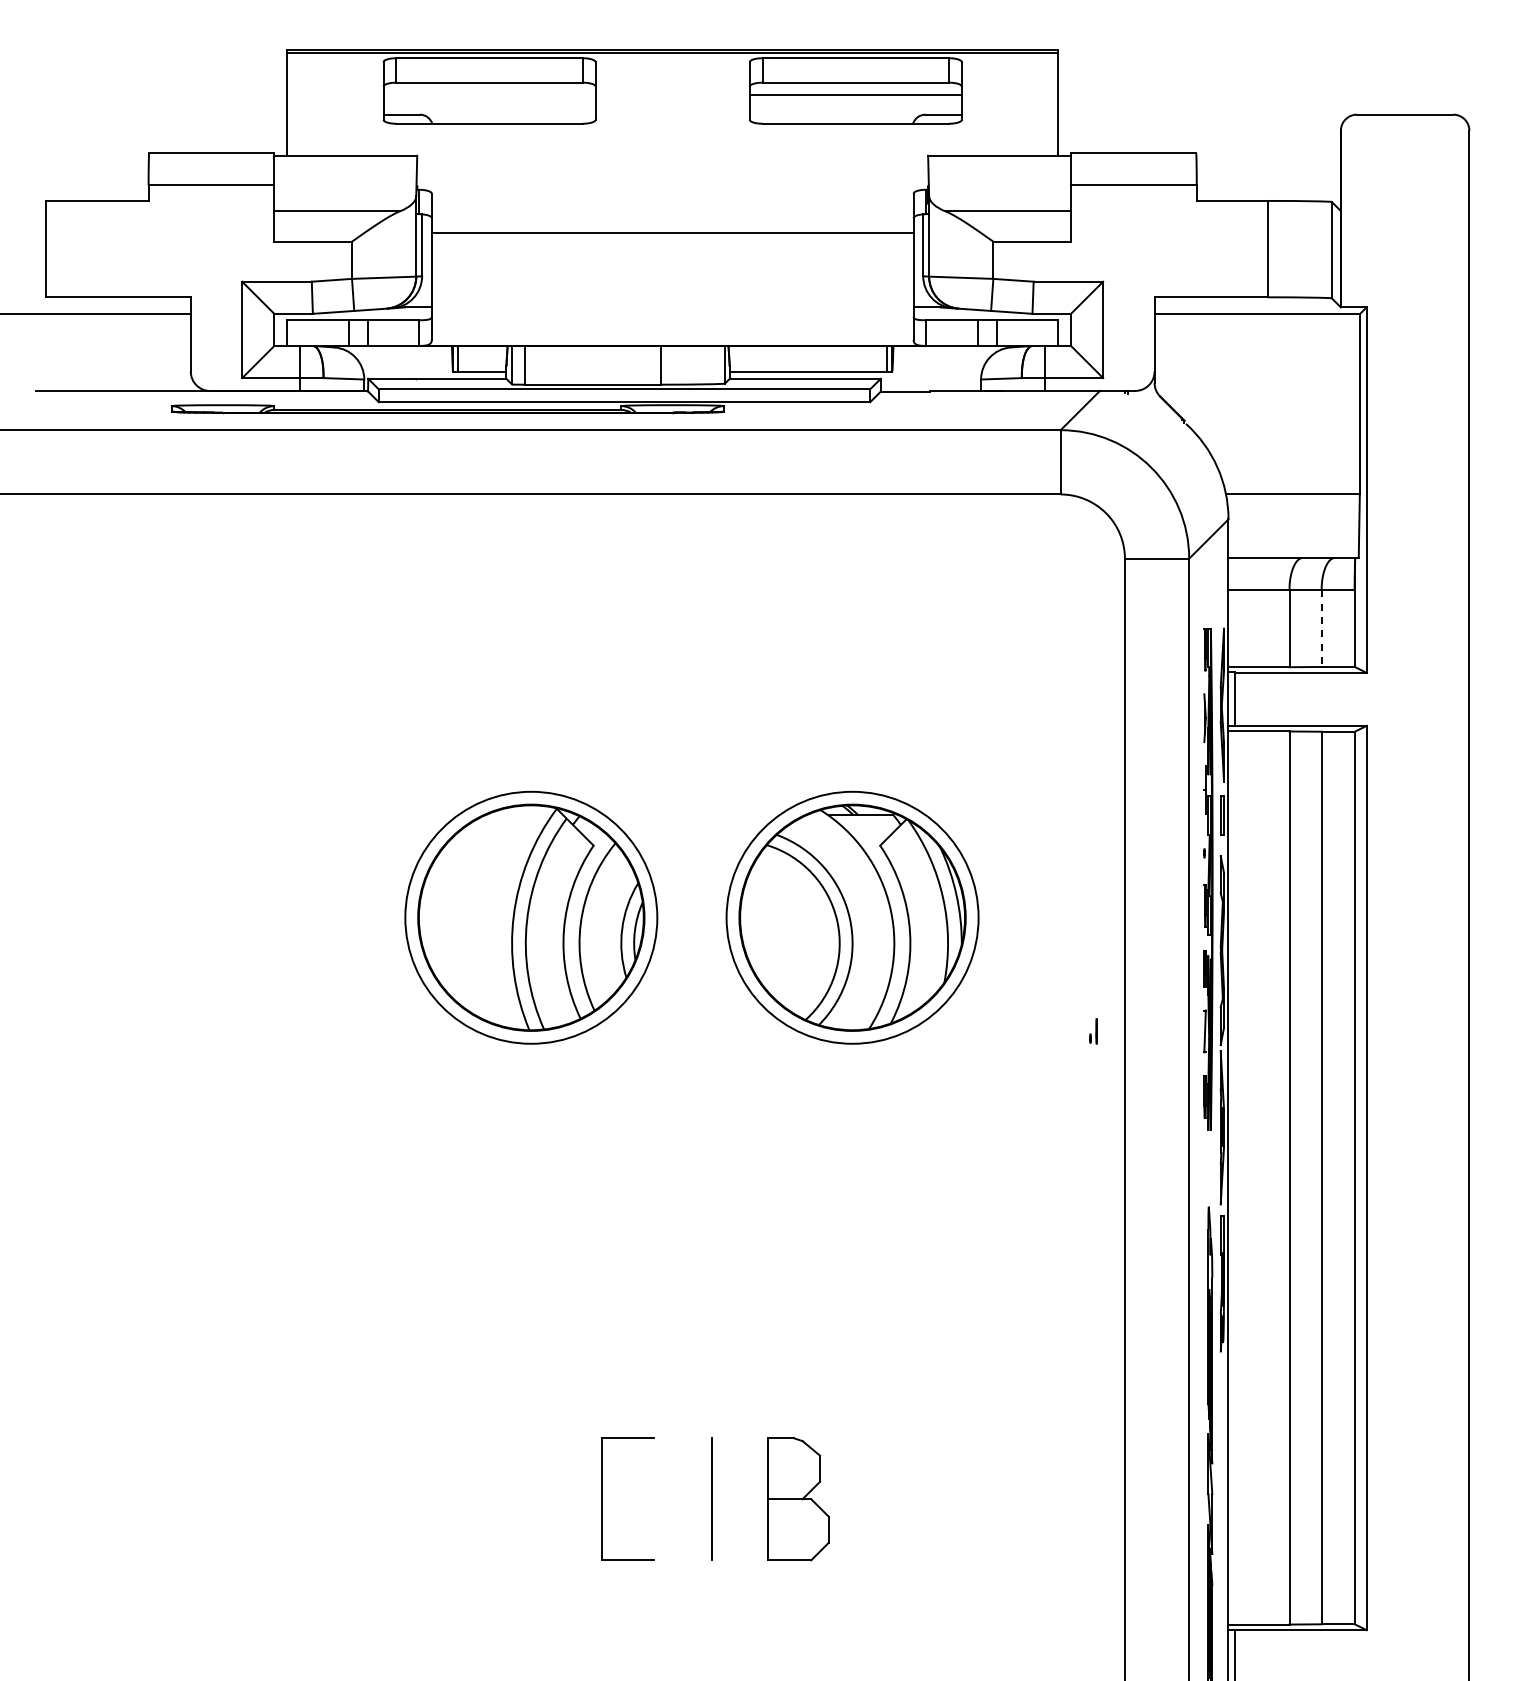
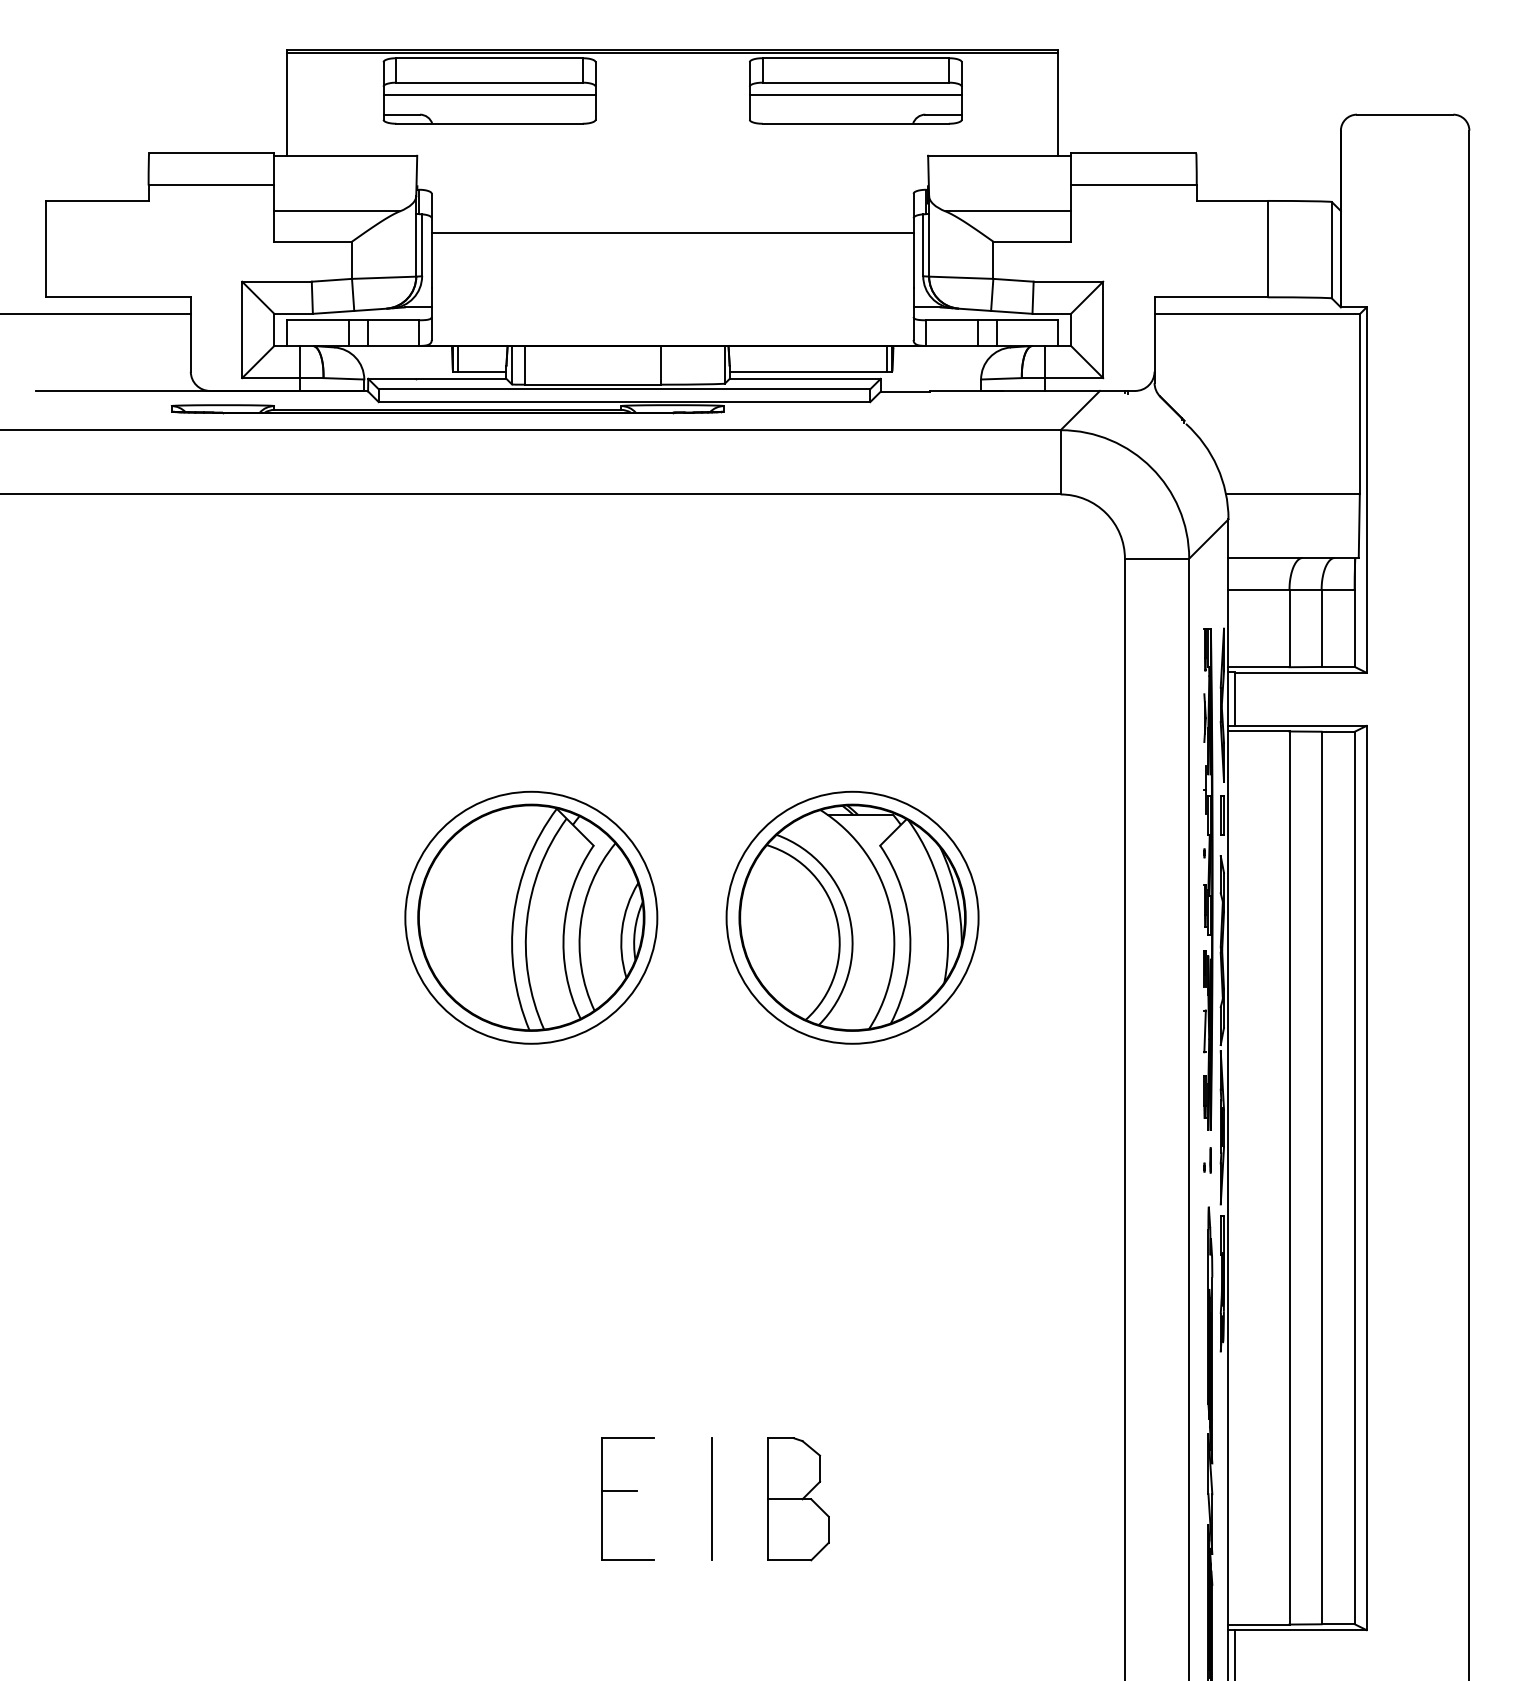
line: none -> present (489, 95)
line: dashed -> solid (1321, 629)
part position: (1093, 1031) -> (1207, 1160) (1207, 1160)
line: none -> present (619, 1490)
